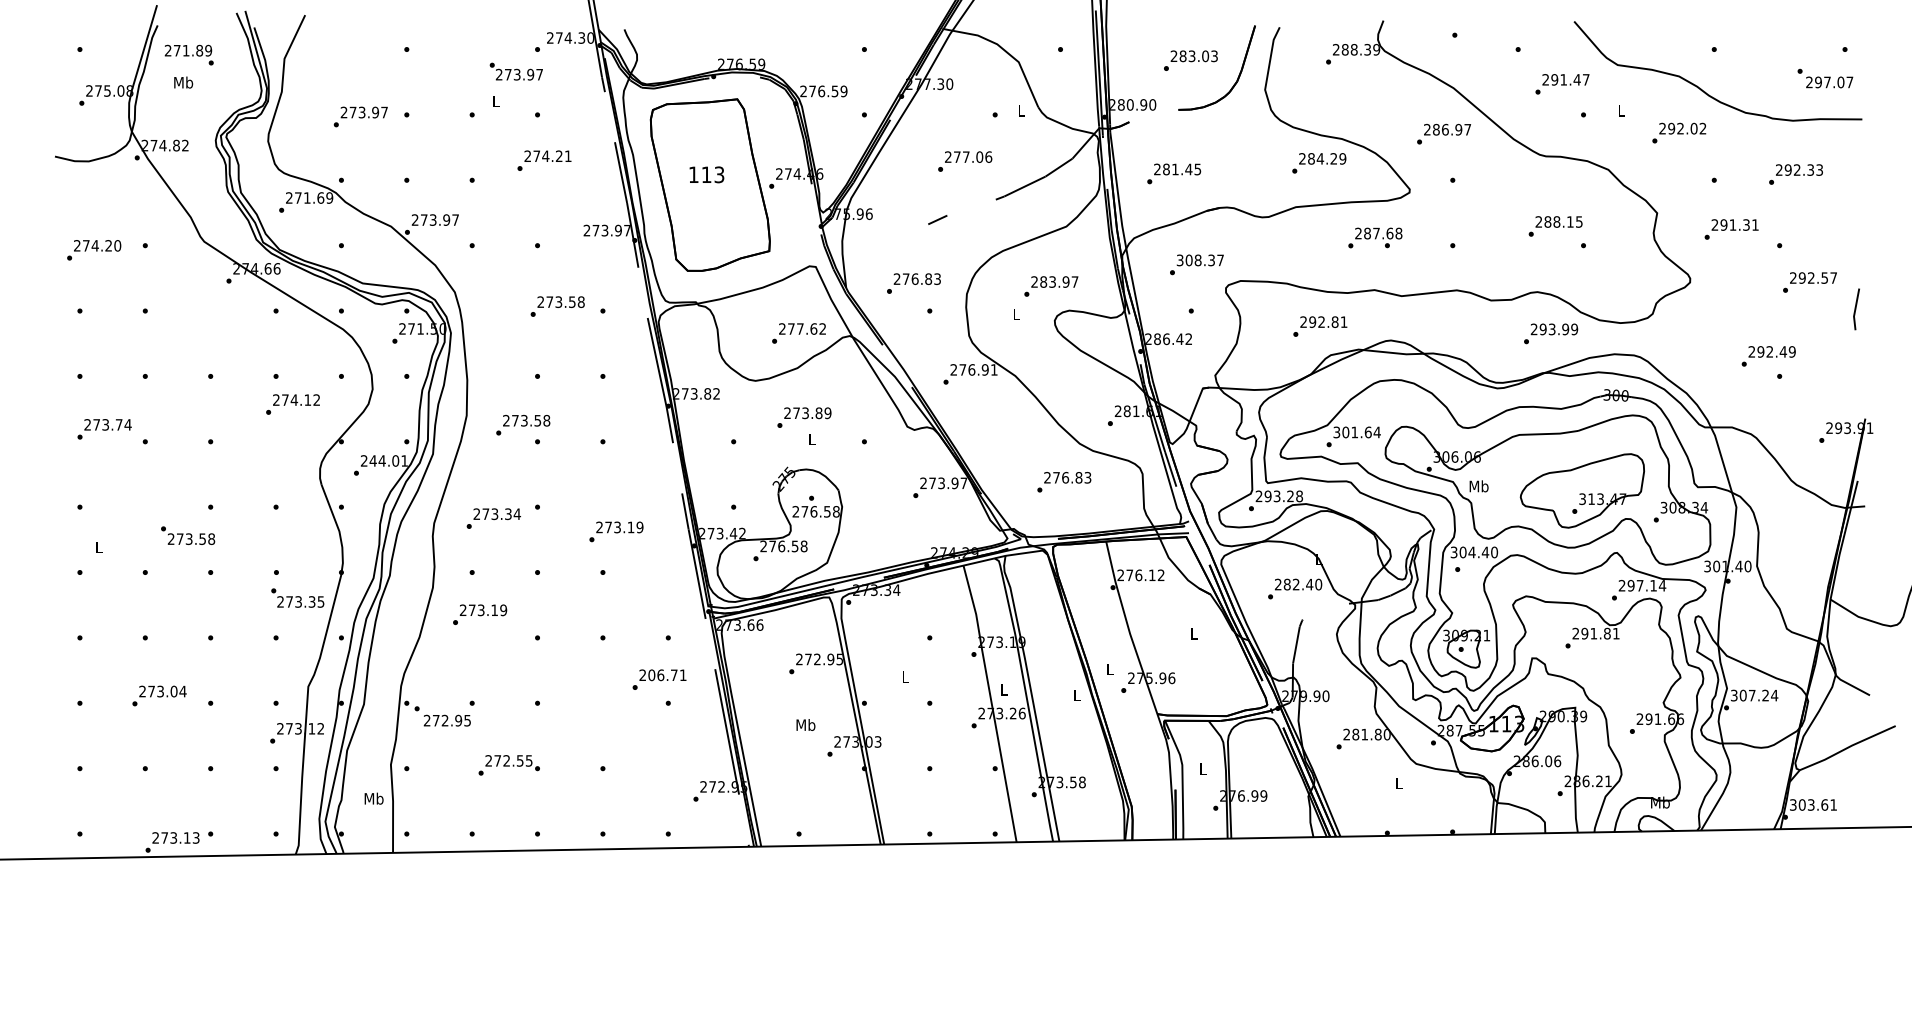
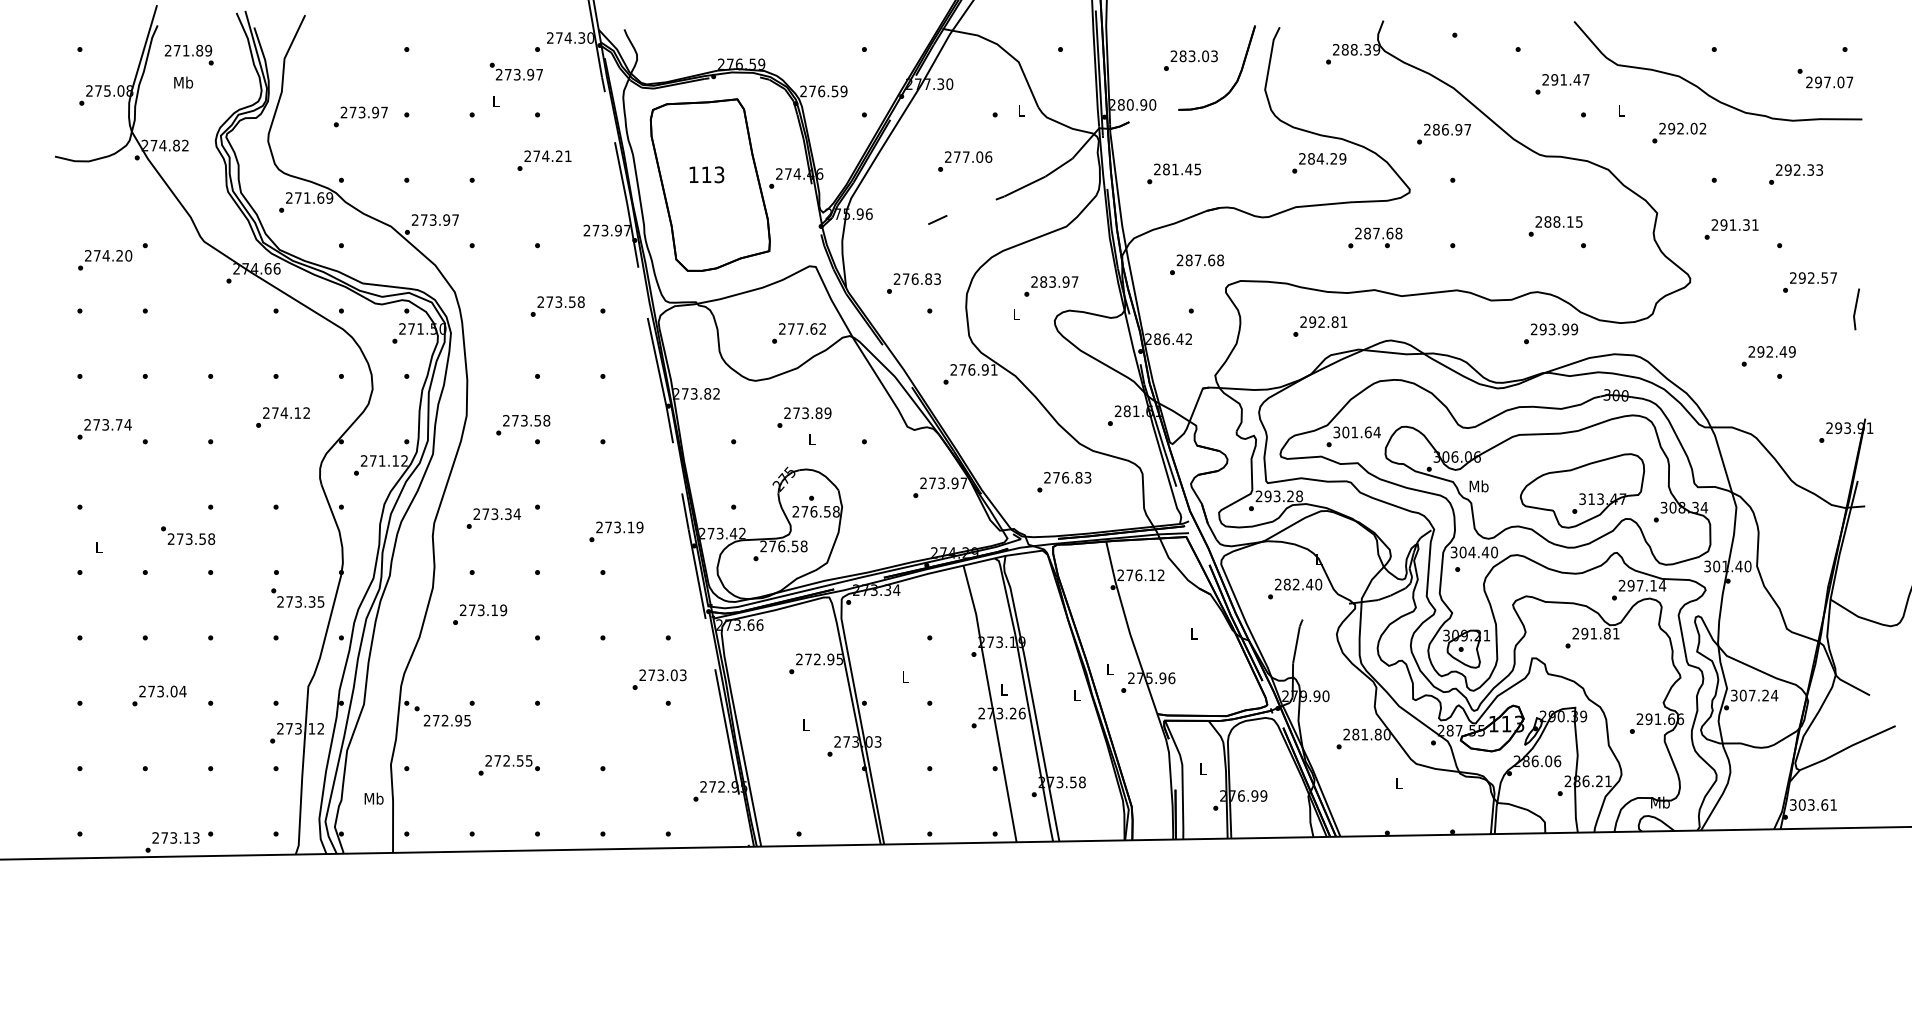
text position: (94, 250) -> (105, 260) (105, 260)
text: 308.37 -> 287.68 (1200, 260)
text position: (292, 404) -> (282, 417) (282, 417)
text: 244.01 -> 271.12 (388, 460)
text: 206.71 -> 273.03 (667, 675)
text: Mb -> L (805, 724)
